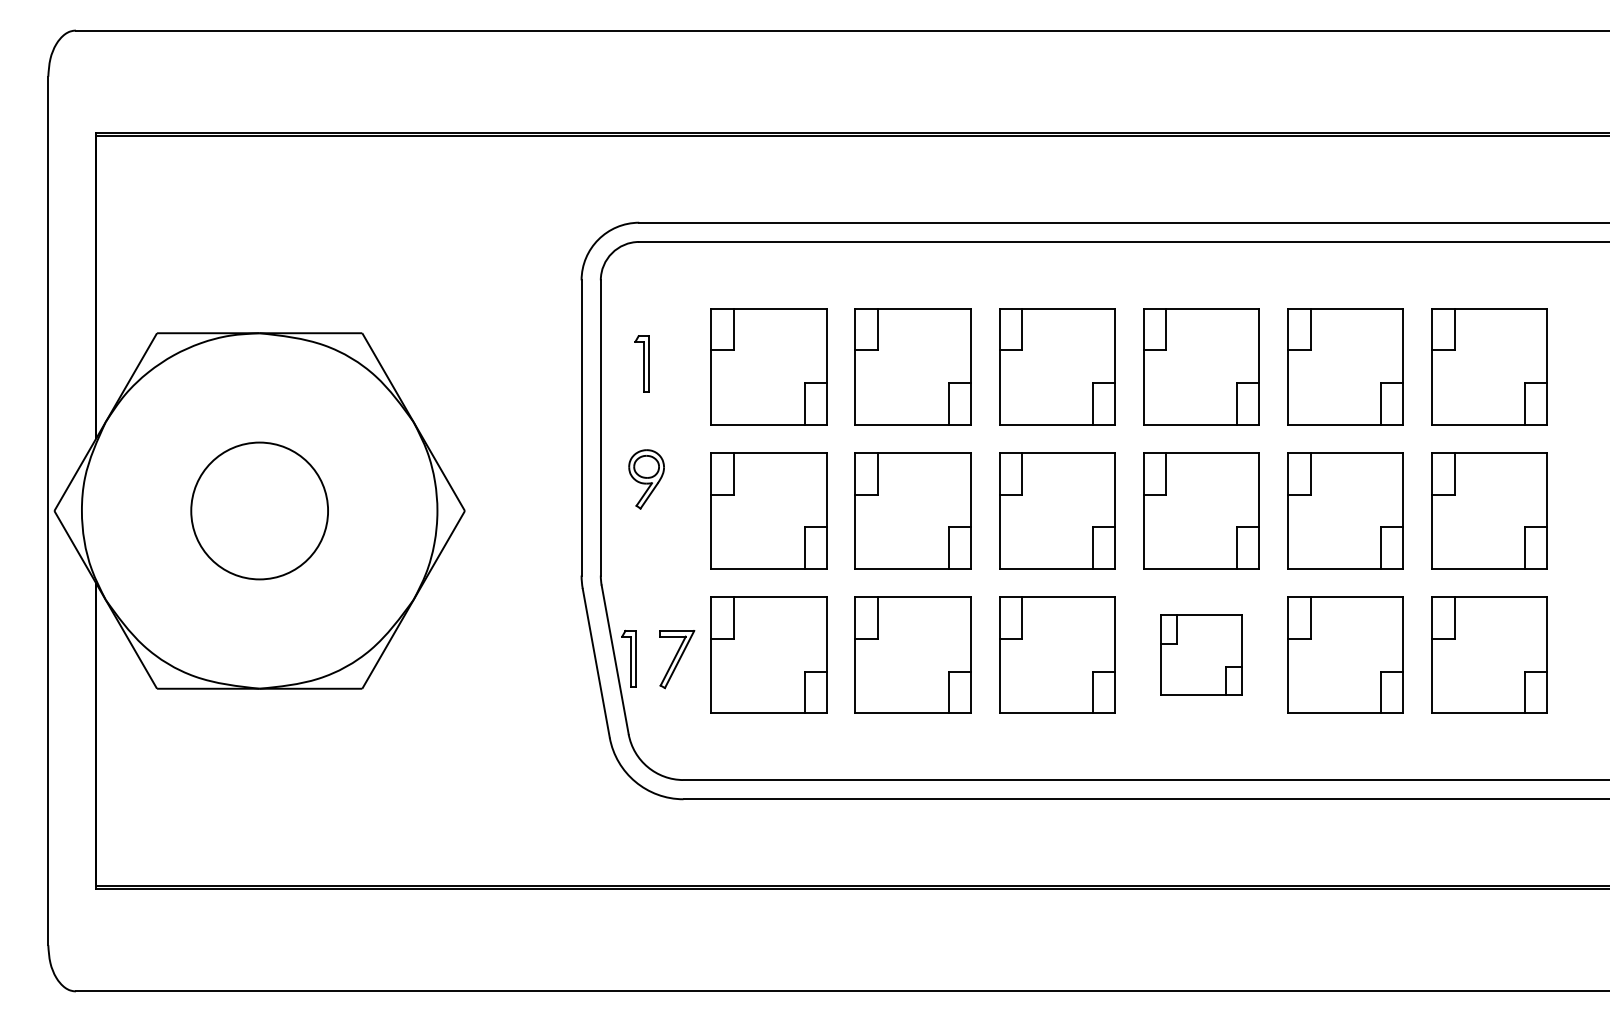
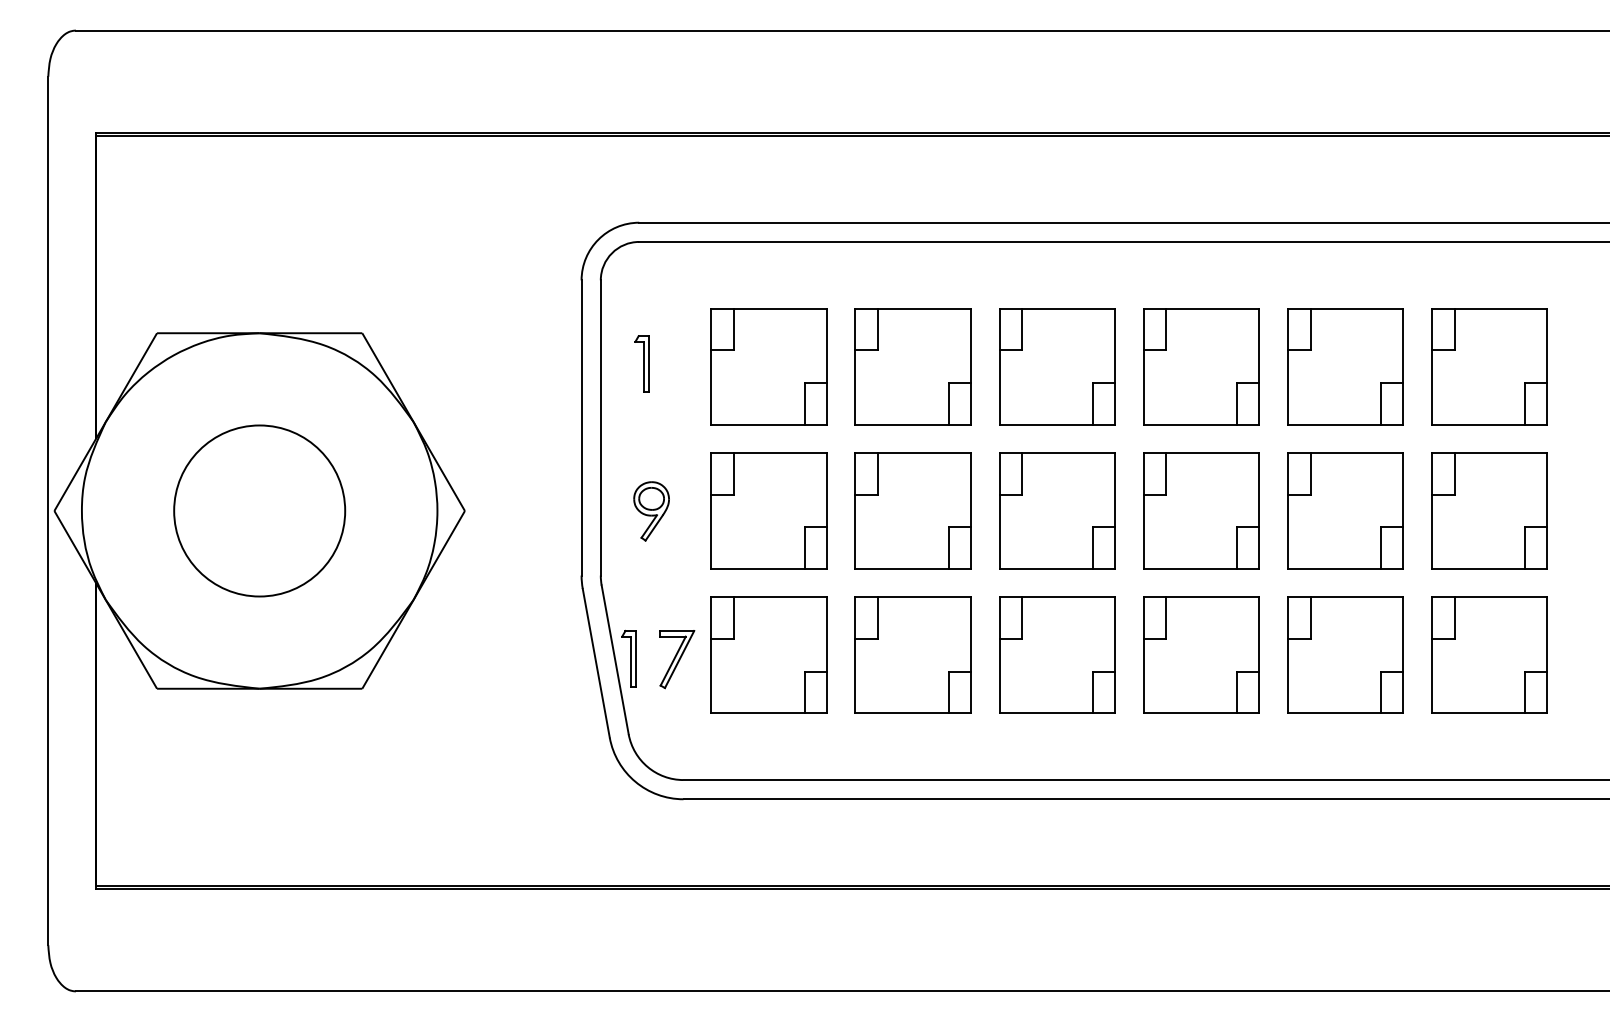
part position: (646, 479) -> (651, 511) (651, 511)
circle diameter: 137 px -> 171 px (259, 510)
part size: 83x82 px -> 117x118 px (1201, 654)
